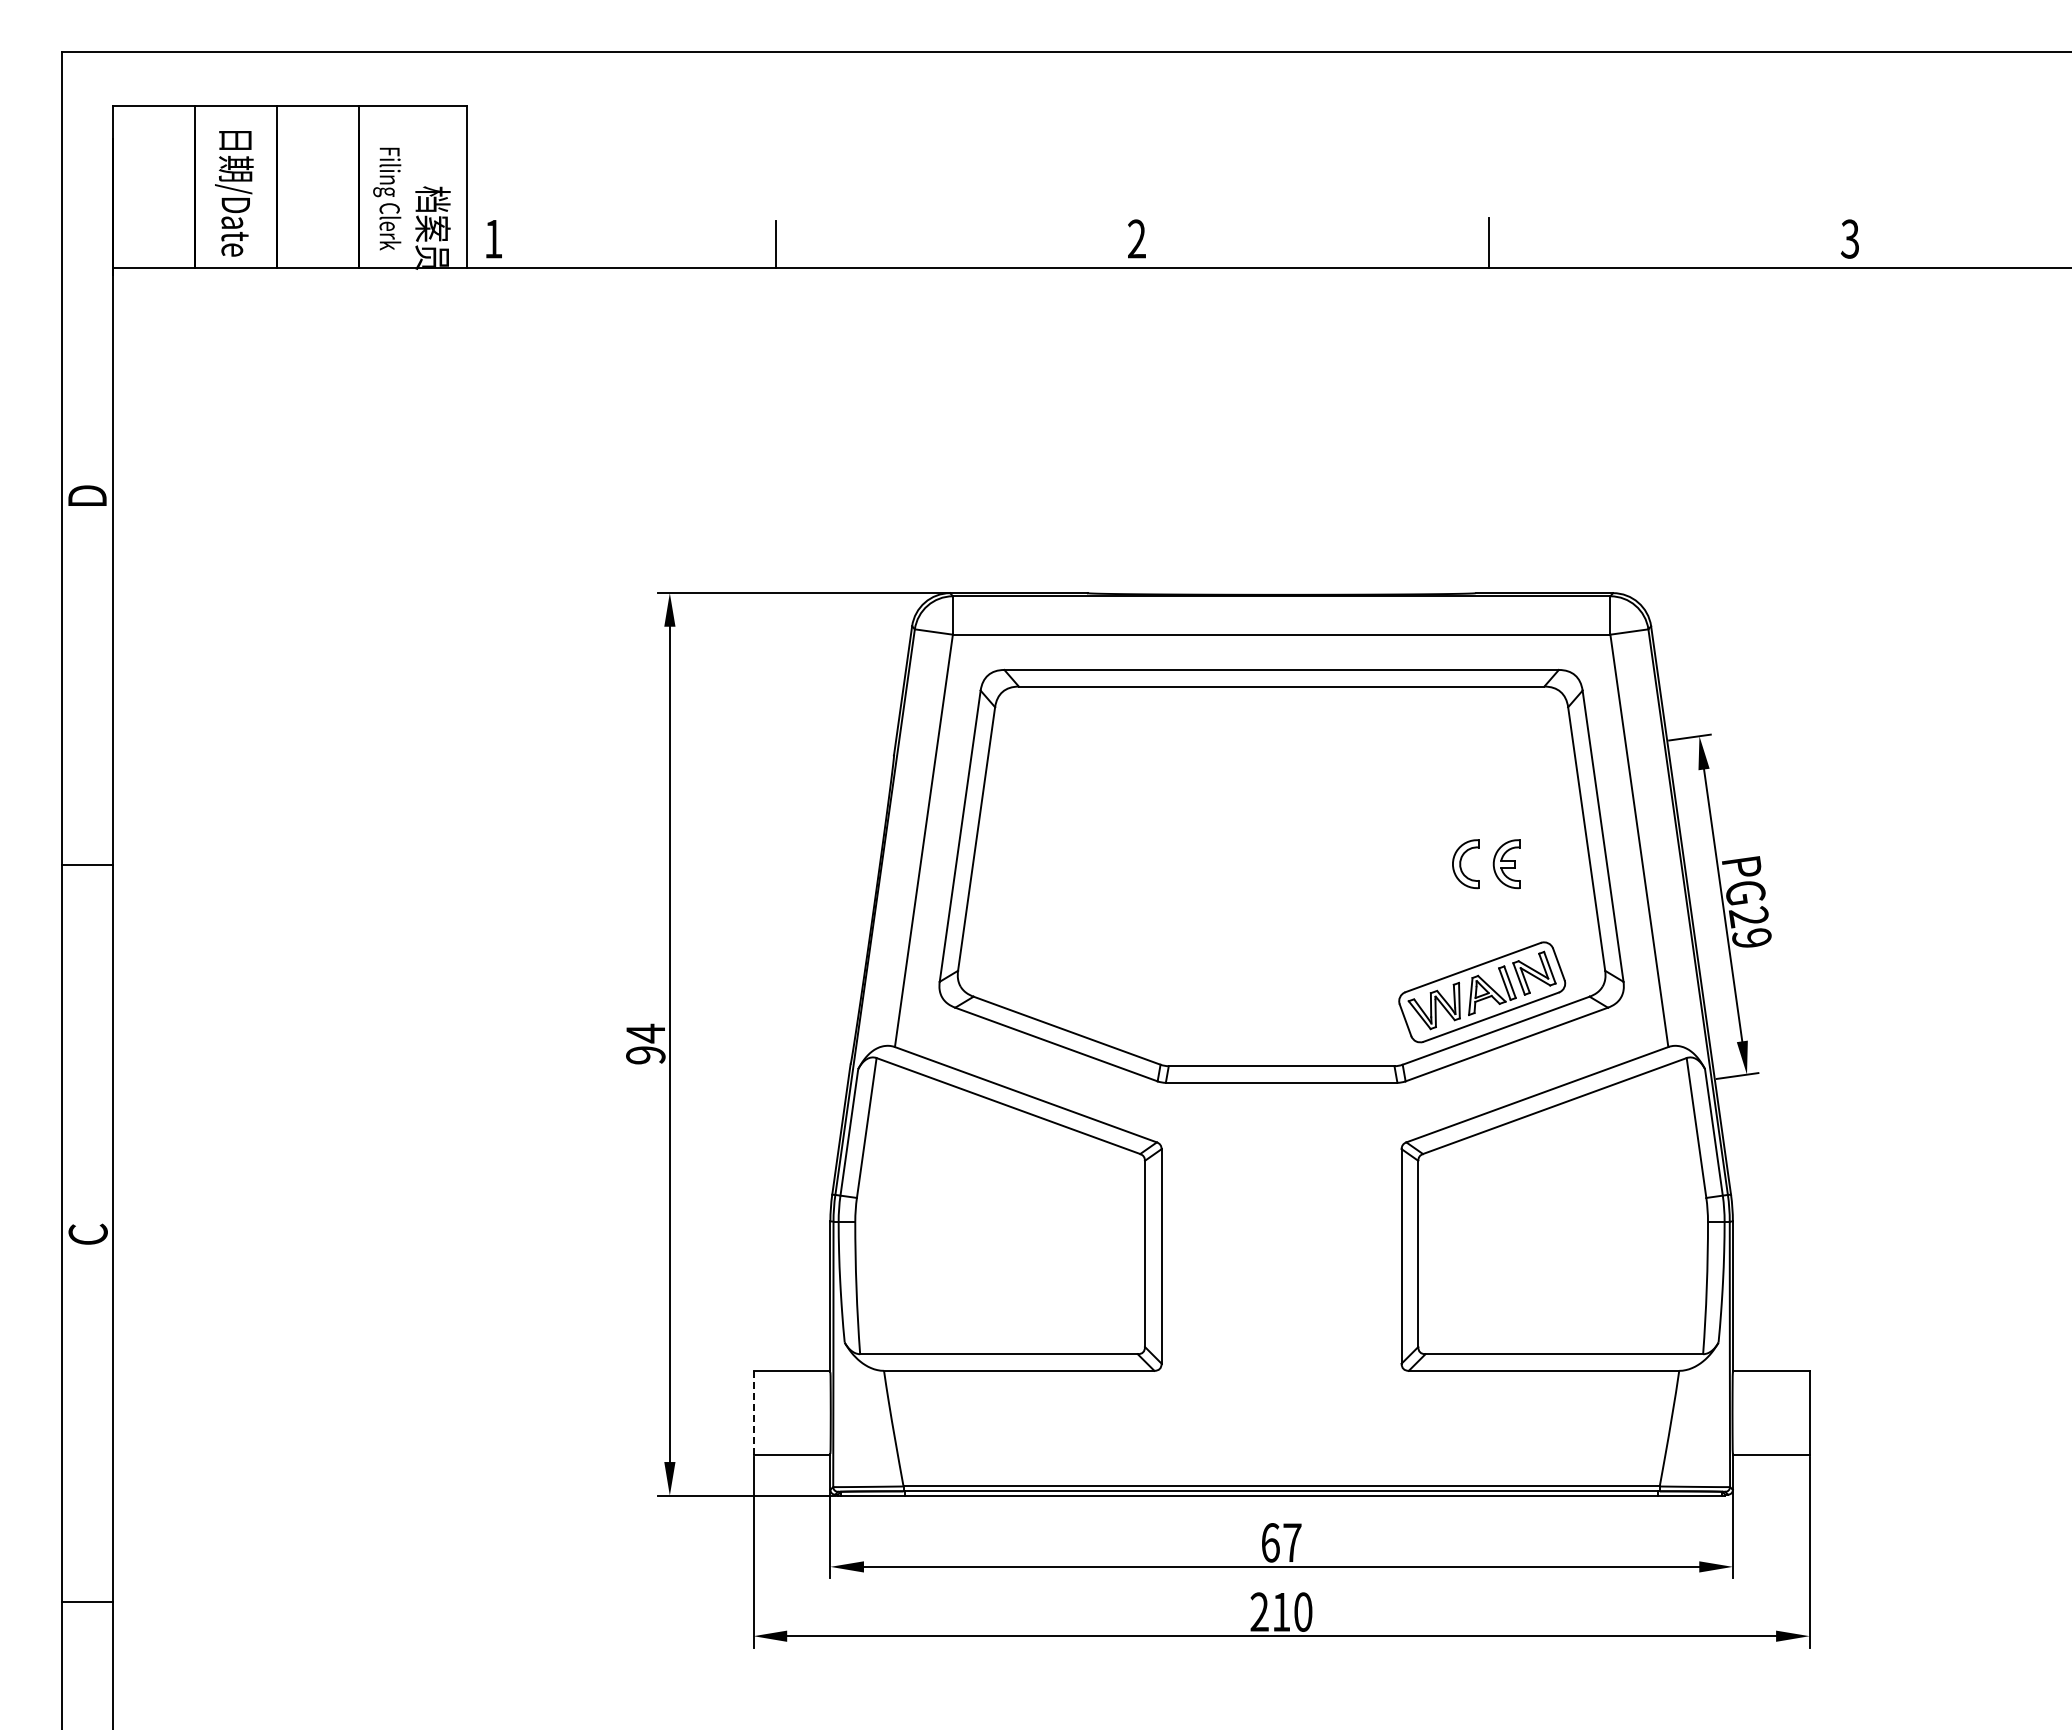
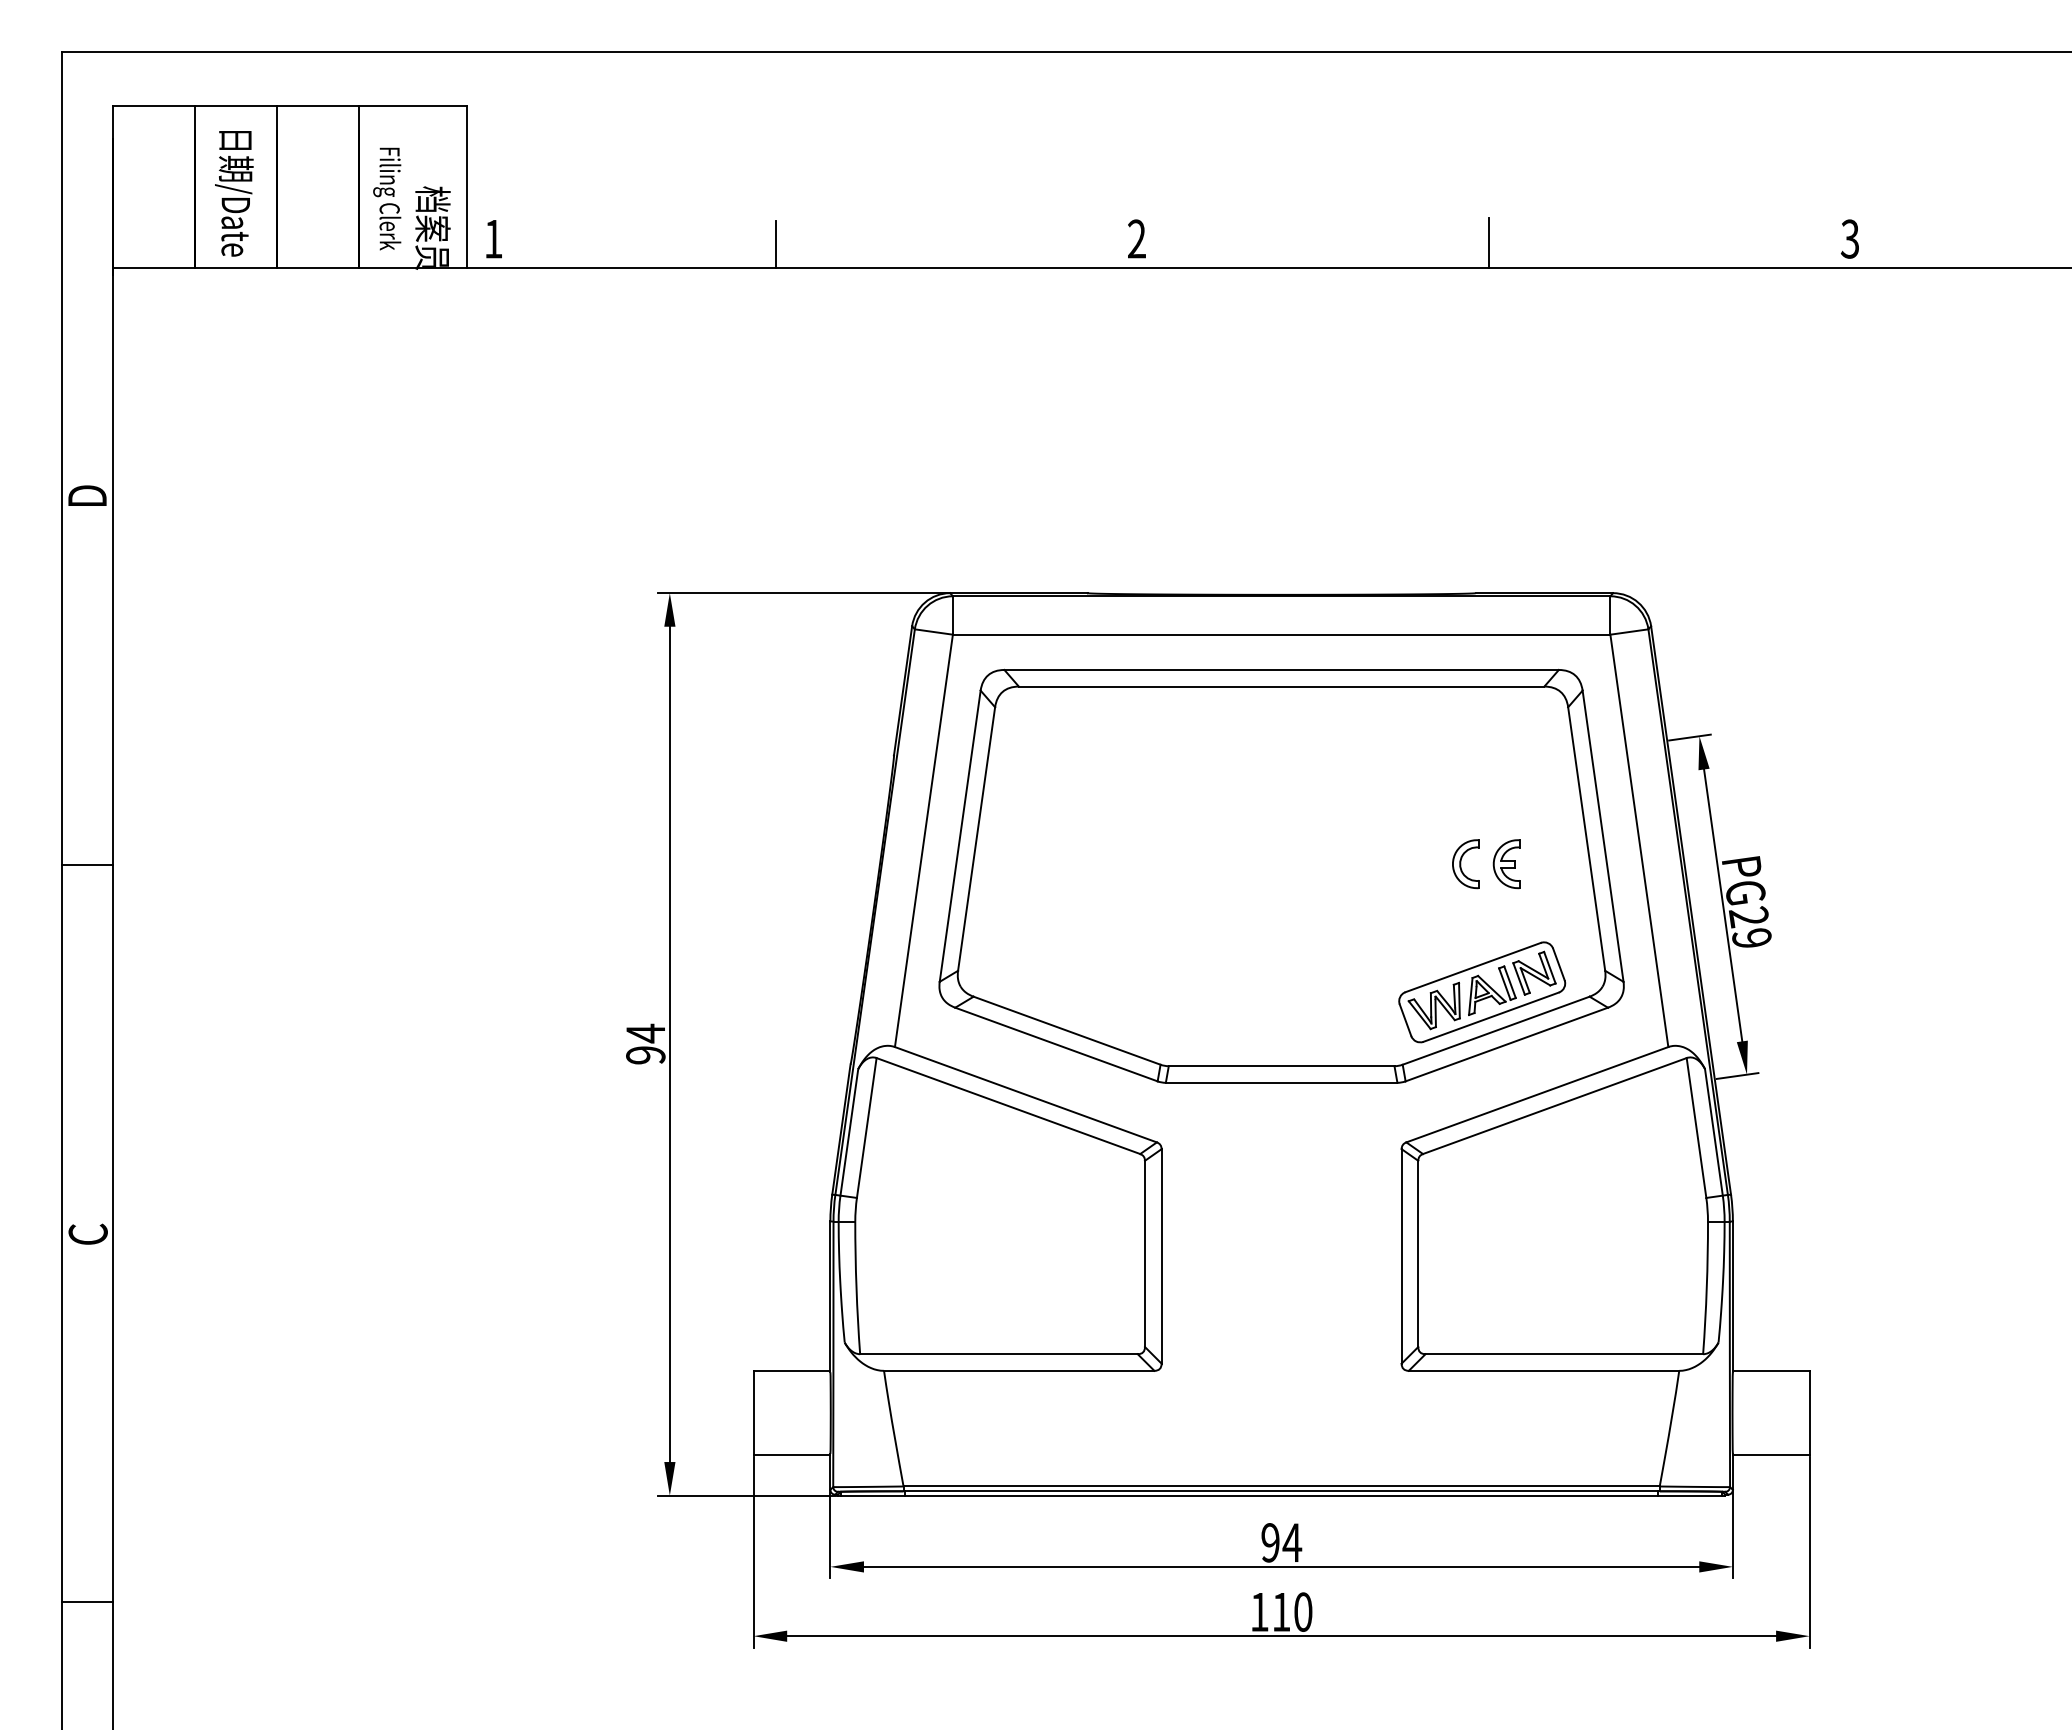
line: dashed -> solid (753, 1413)
text: 67 -> 94 (1281, 1542)
text: 210 -> 110 (1259, 1611)
